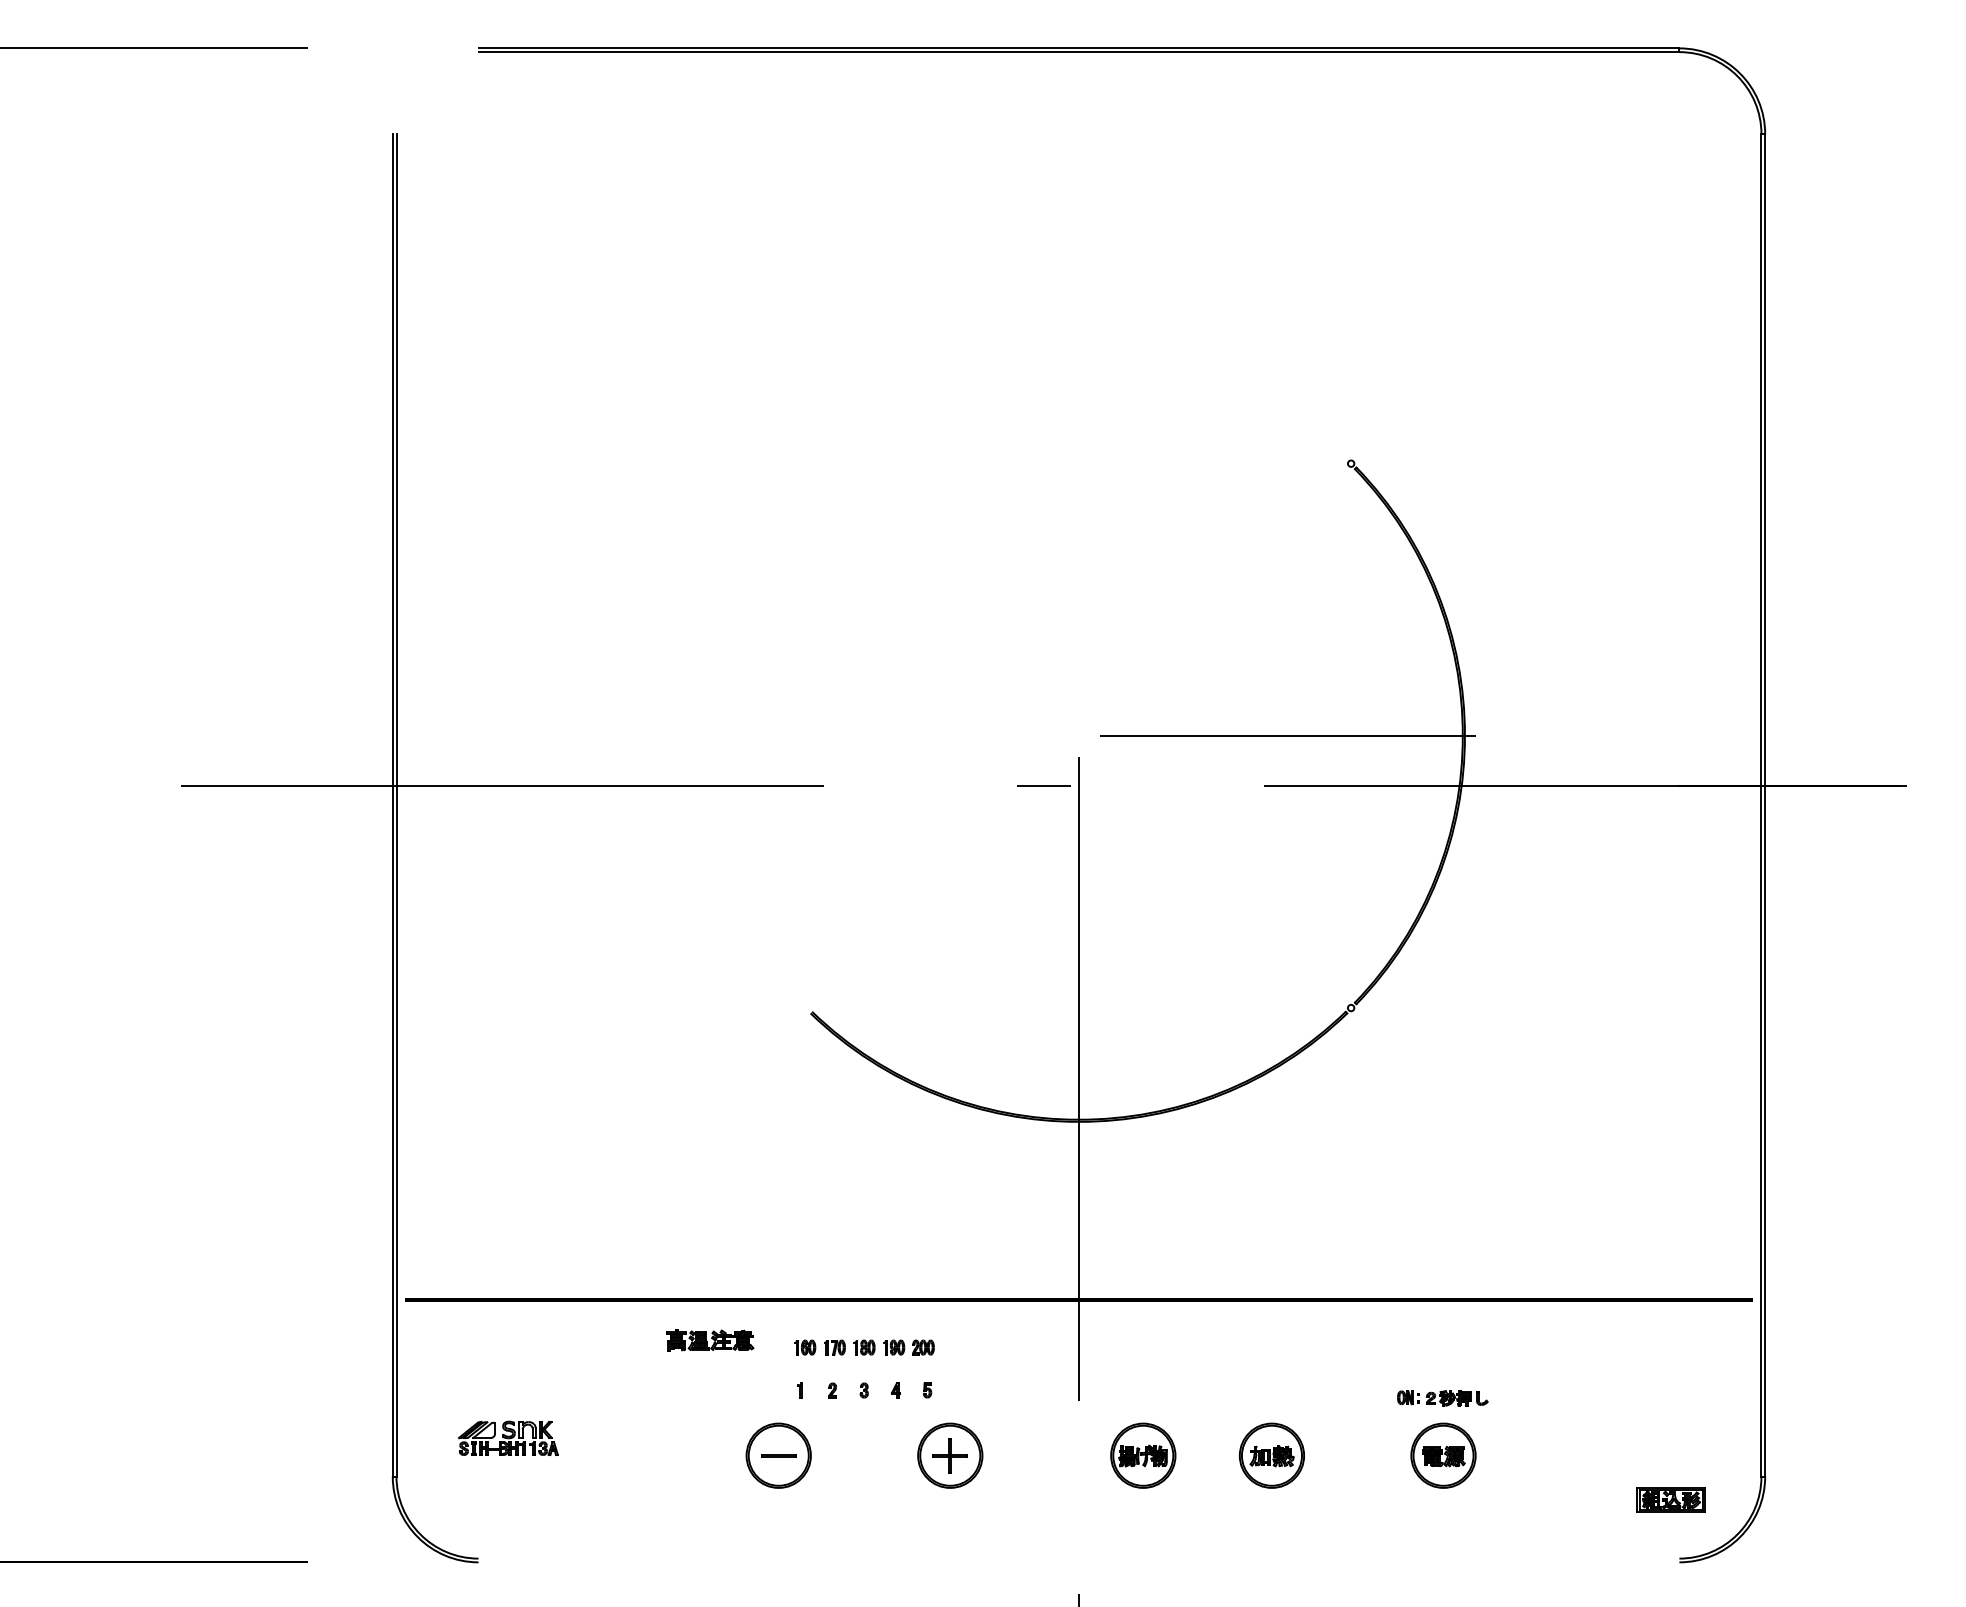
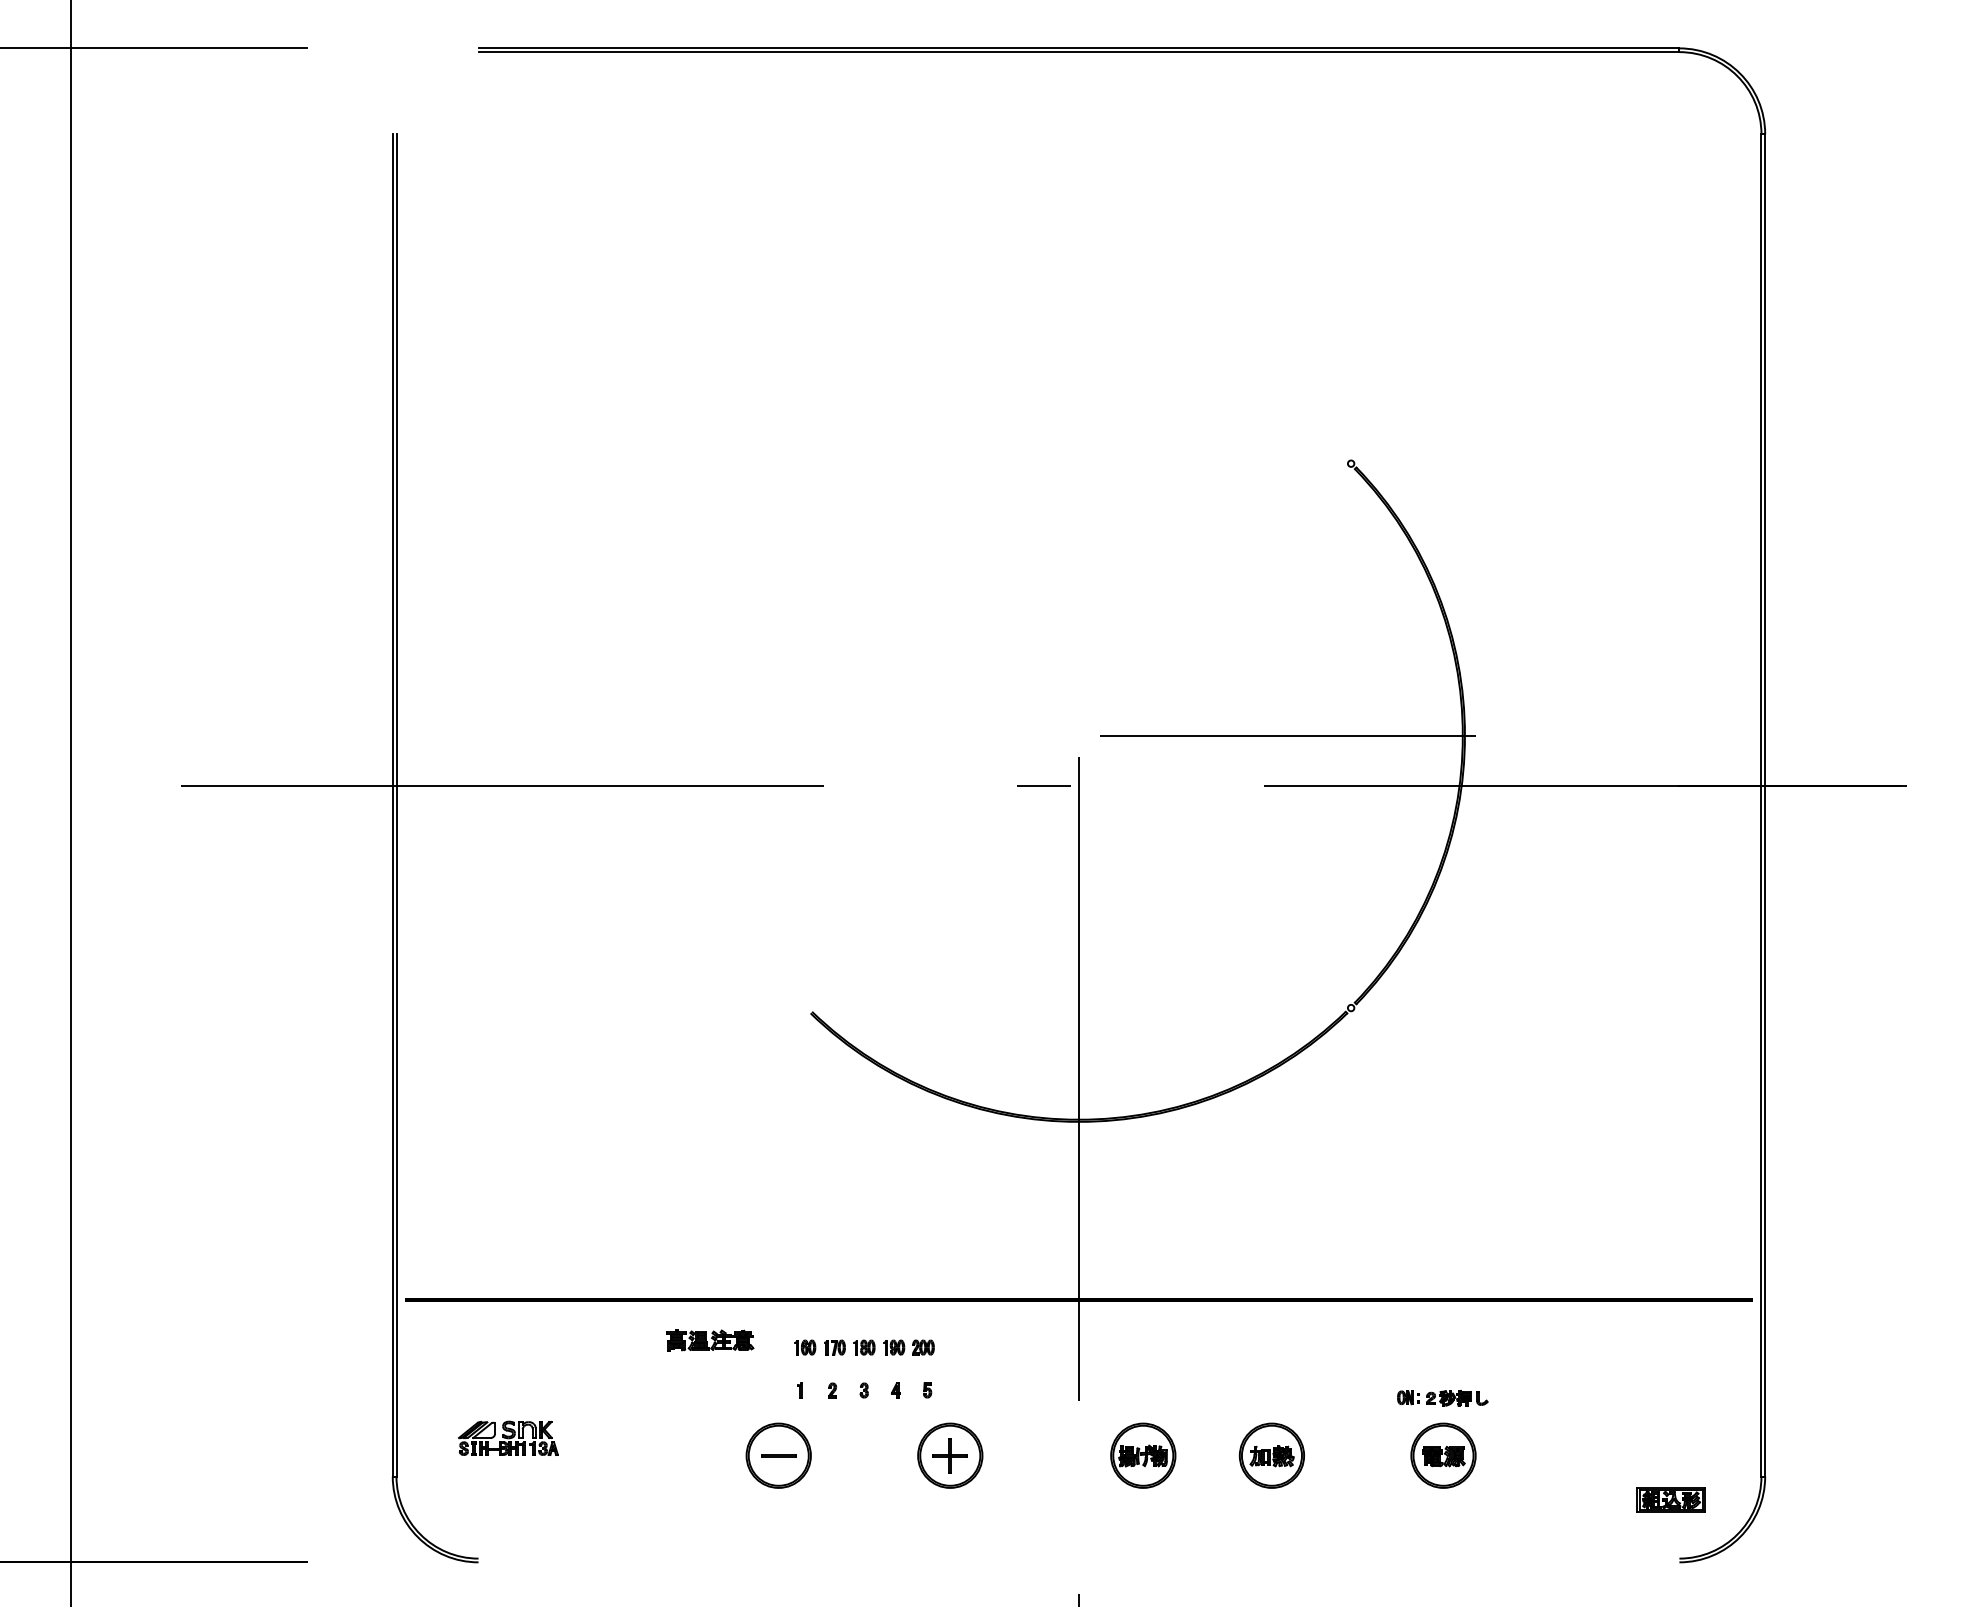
line: none -> present (71, 802)
